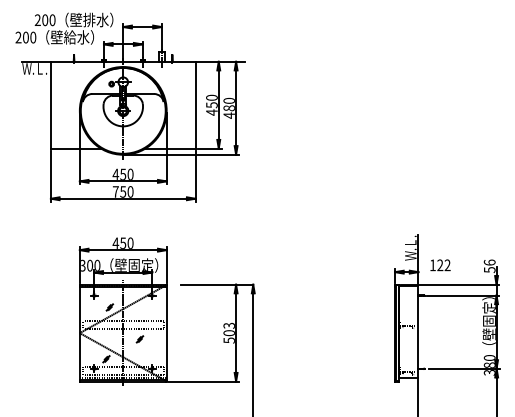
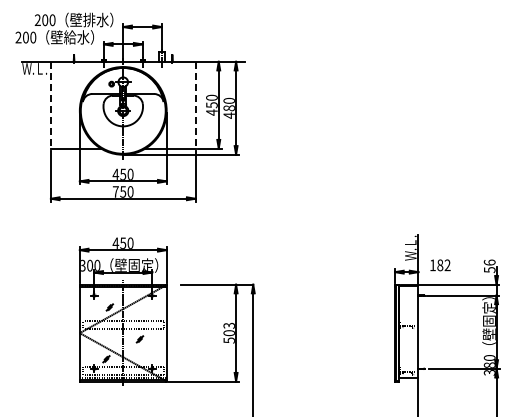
line: solid -> dashed (50, 105)
line: solid -> dashed (195, 105)
text: 122 -> 182 (440, 265)
